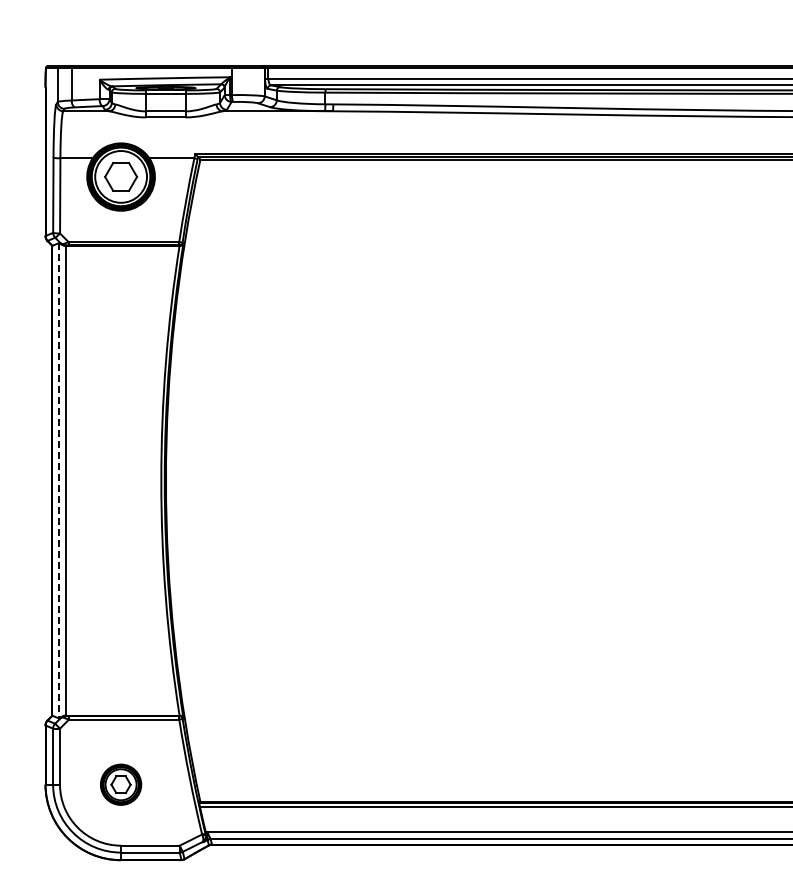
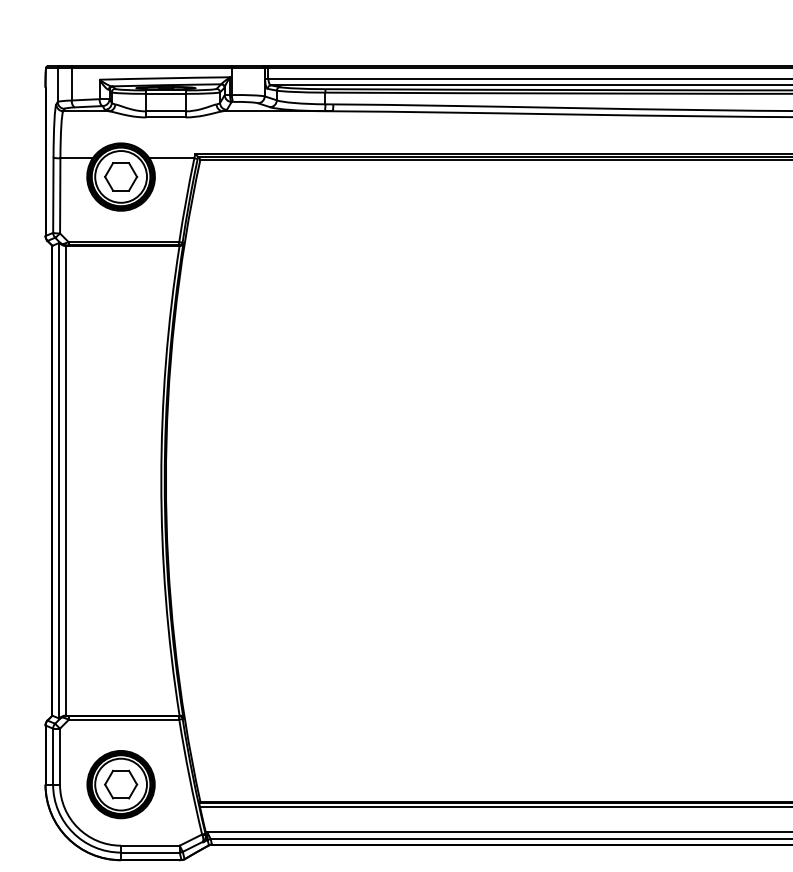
line: dashed -> solid (59, 480)
part size: 43x43 px -> 70x70 px (120, 784)
